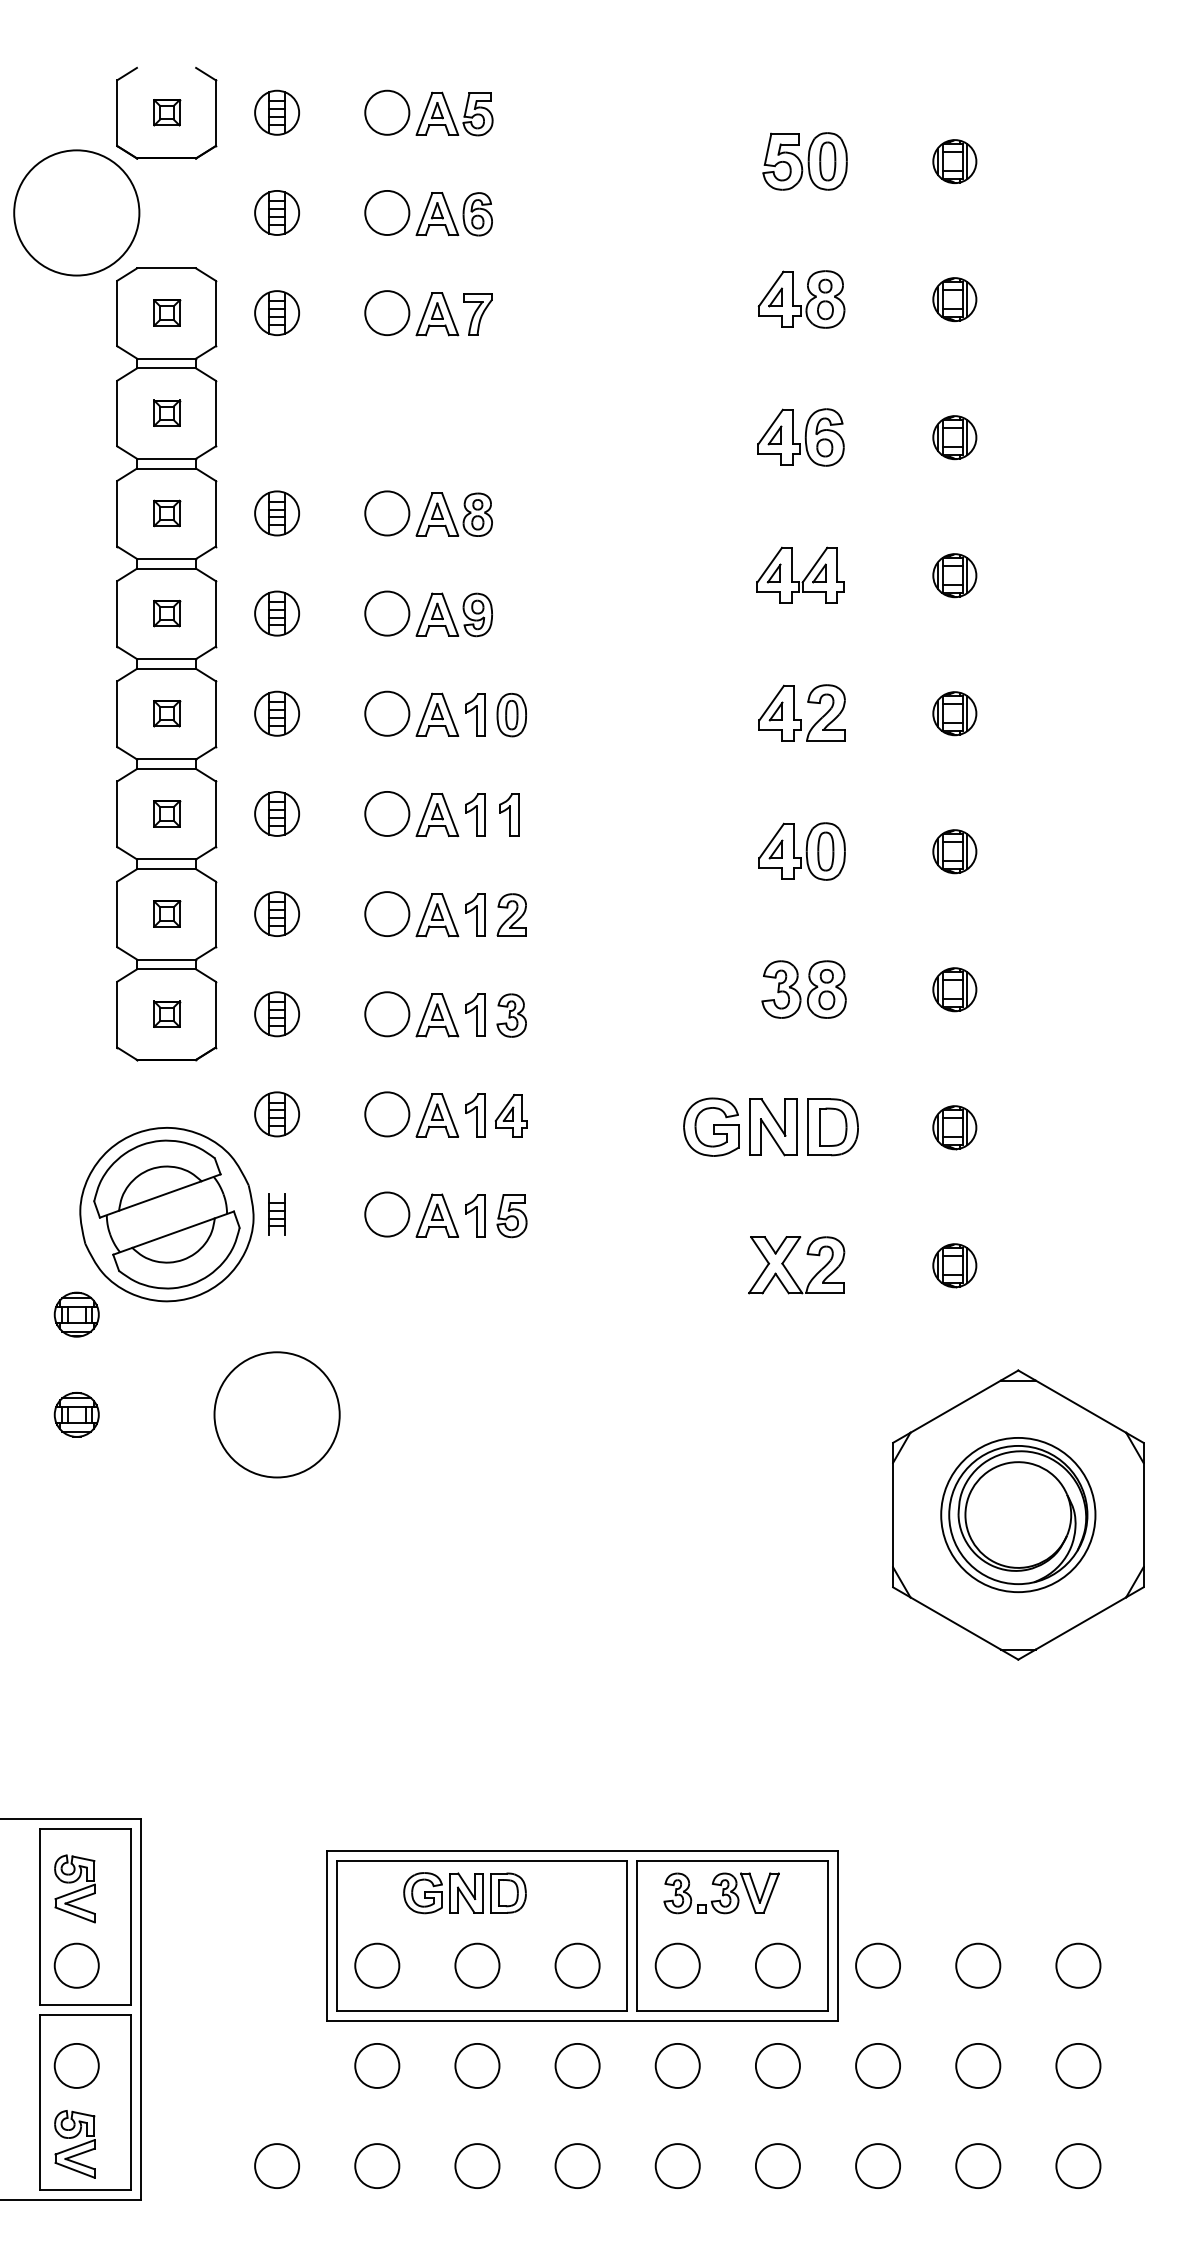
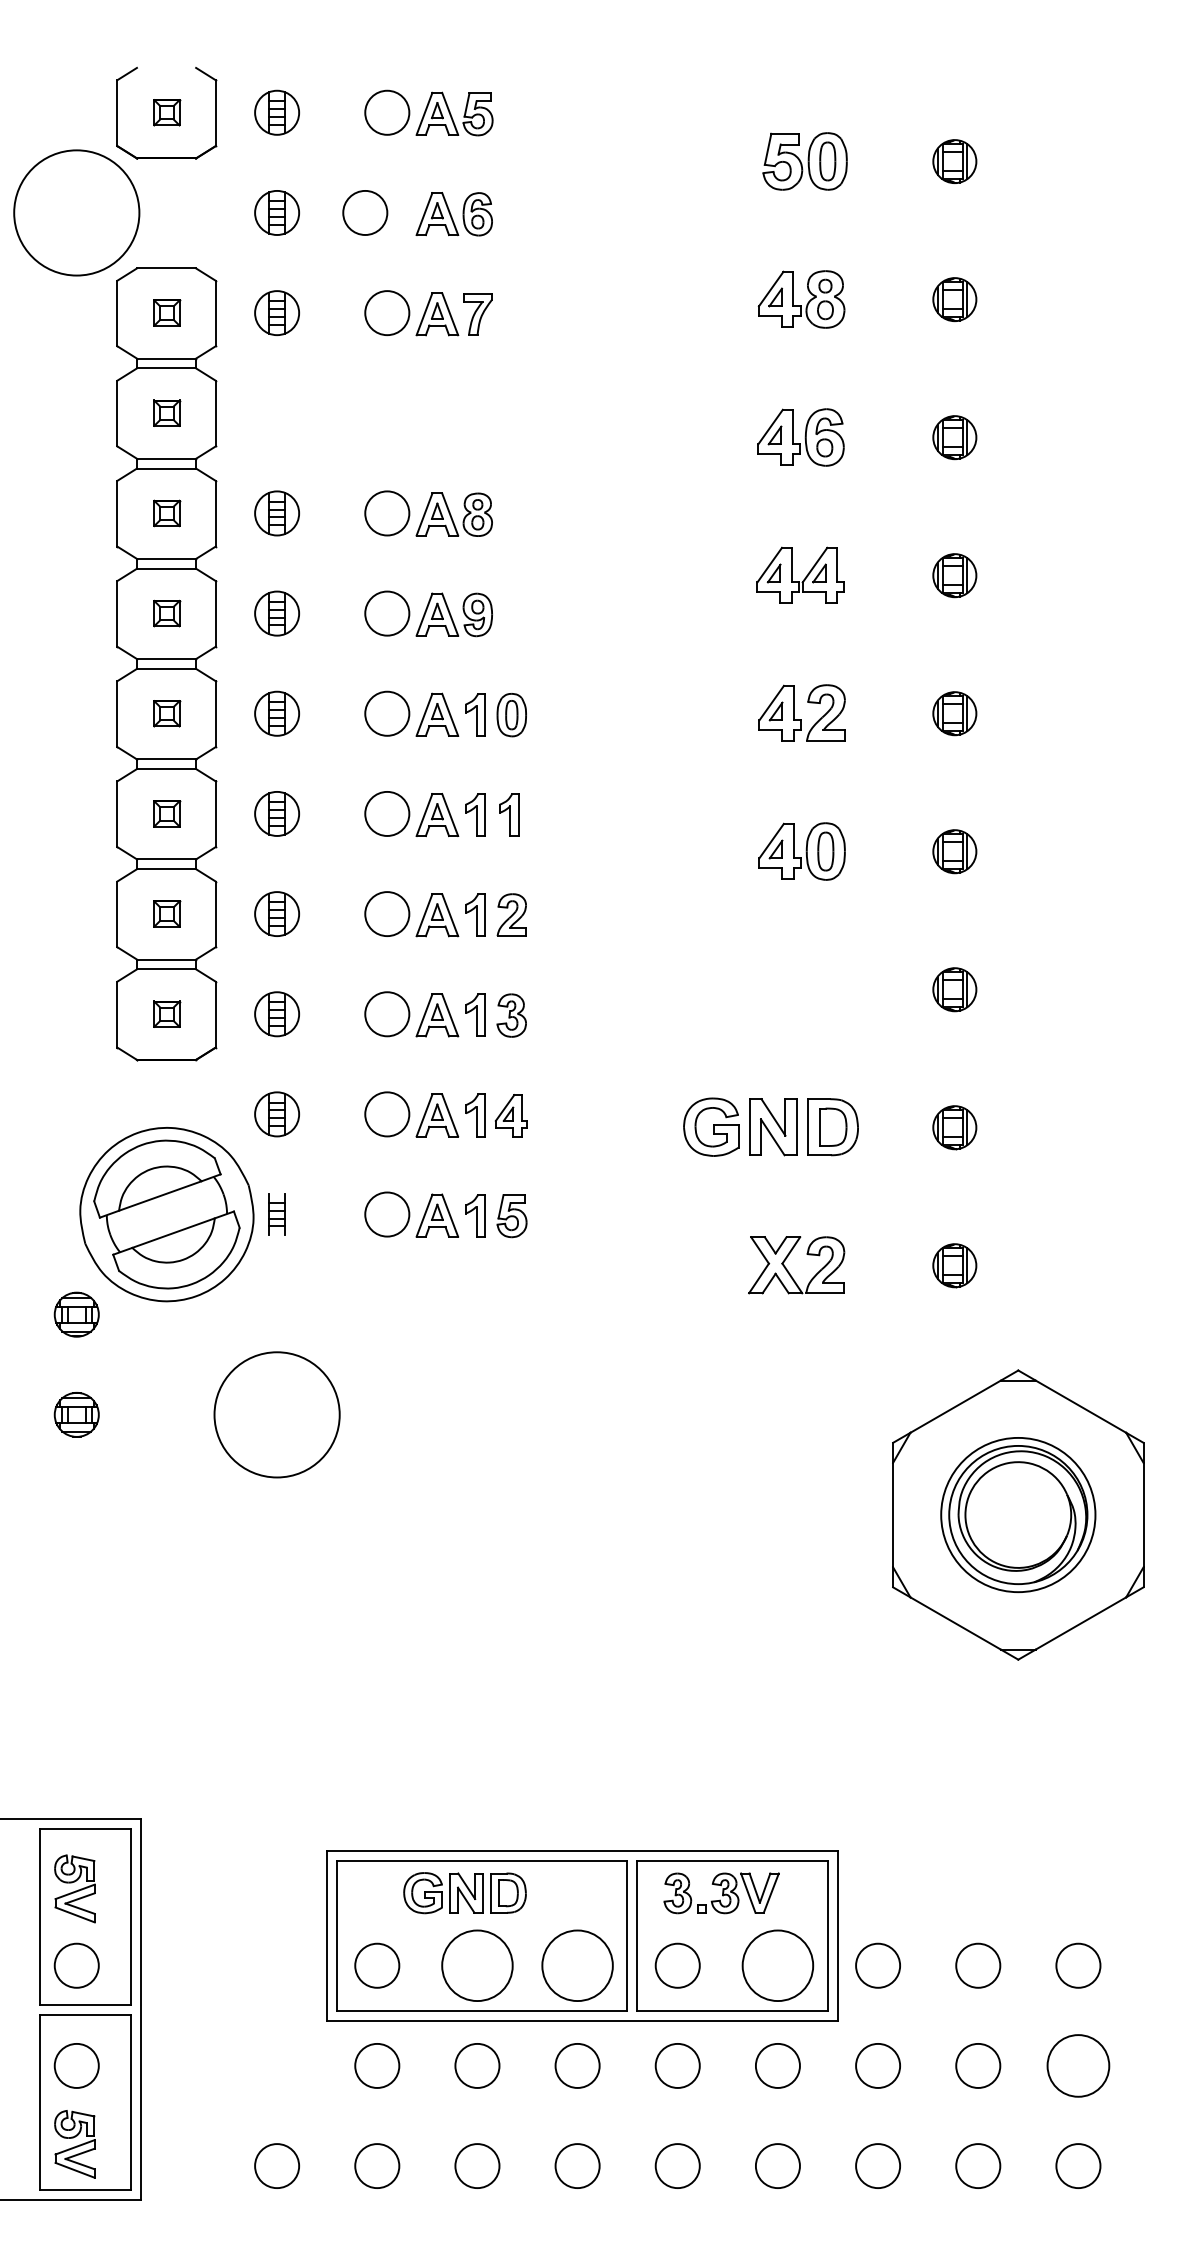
circle position: (387, 212) -> (365, 212) (365, 212)
part: present -> none (803, 989)
circle diameter: 44 px -> 71 px (477, 1965)
circle diameter: 44 px -> 71 px (577, 1965)
circle diameter: 44 px -> 71 px (777, 1965)
circle diameter: 44 px -> 62 px (1078, 2065)
